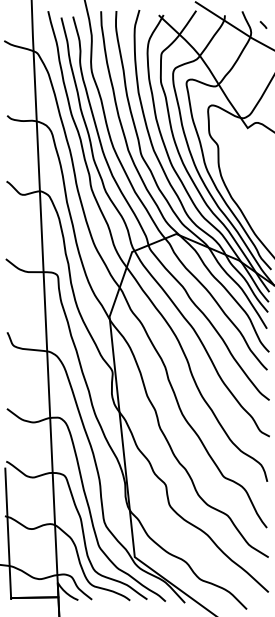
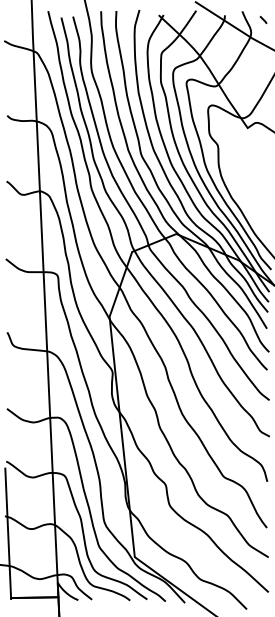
line position: (263, 24) -> (263, 19) (263, 19)
